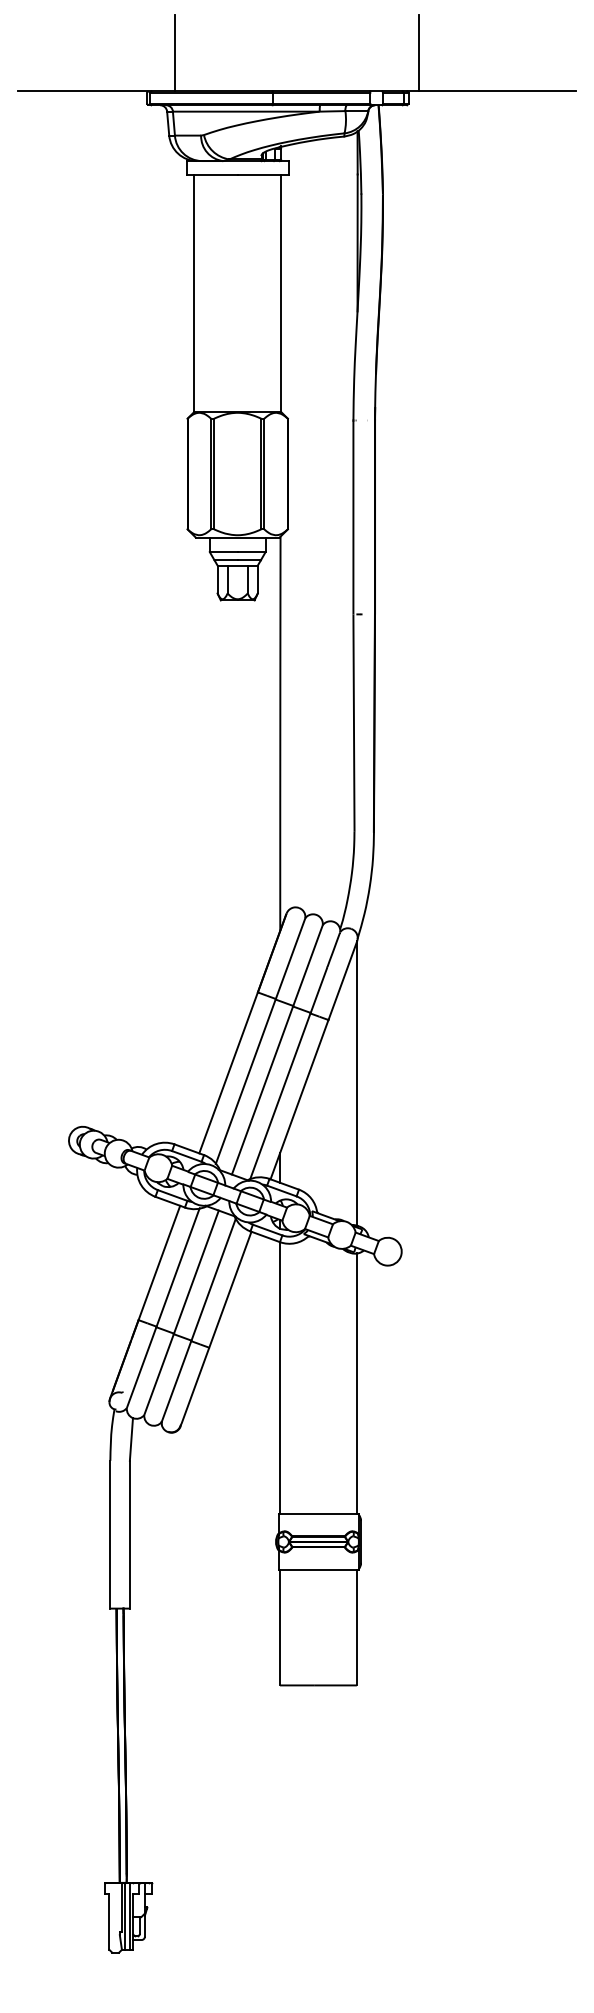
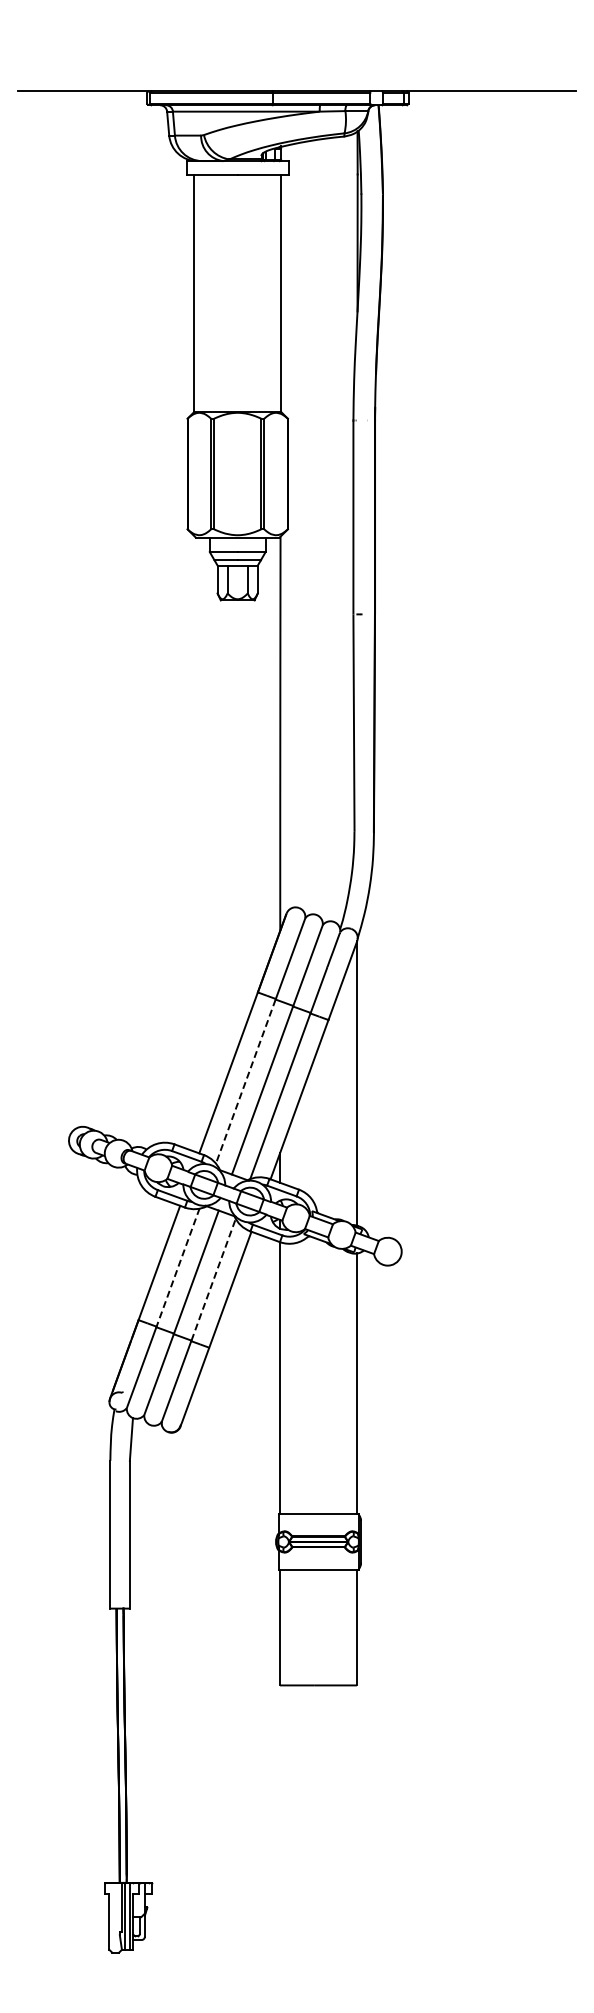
line: present -> none (174, 52)
line: present -> none (419, 52)
line: solid -> dashed (245, 1081)
line: solid -> dashed (177, 1267)
line: solid -> dashed (213, 1279)
